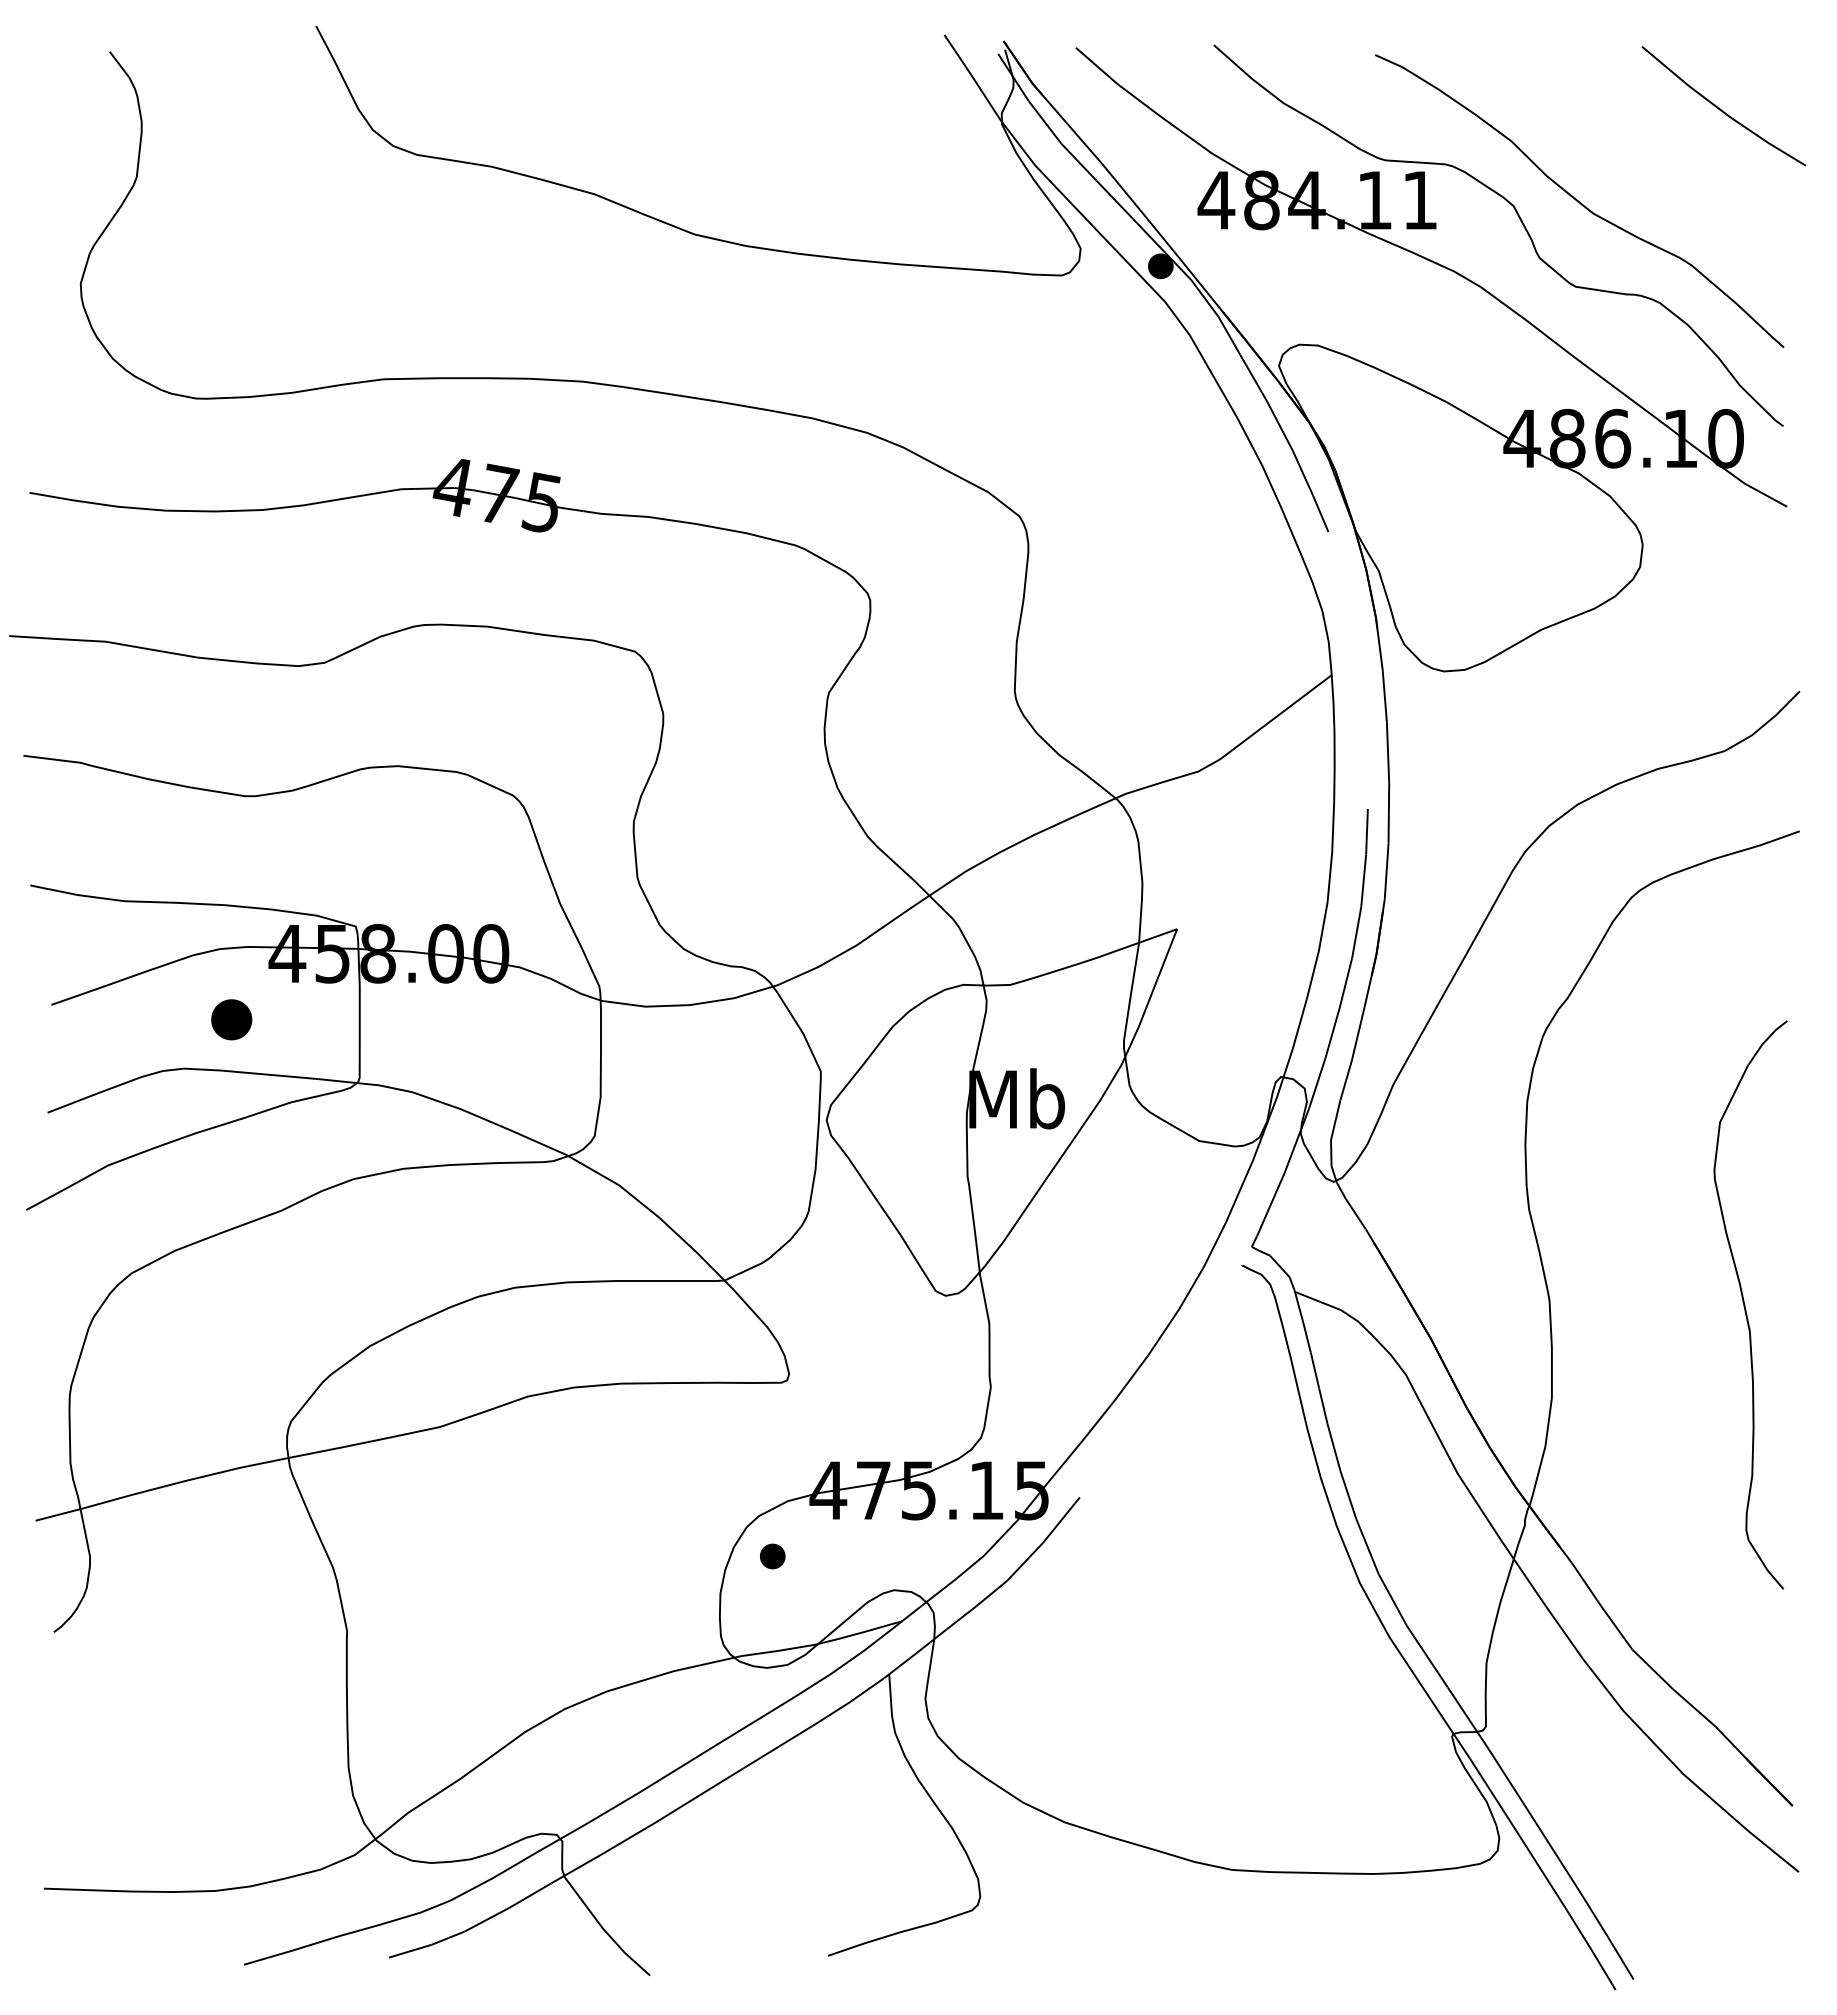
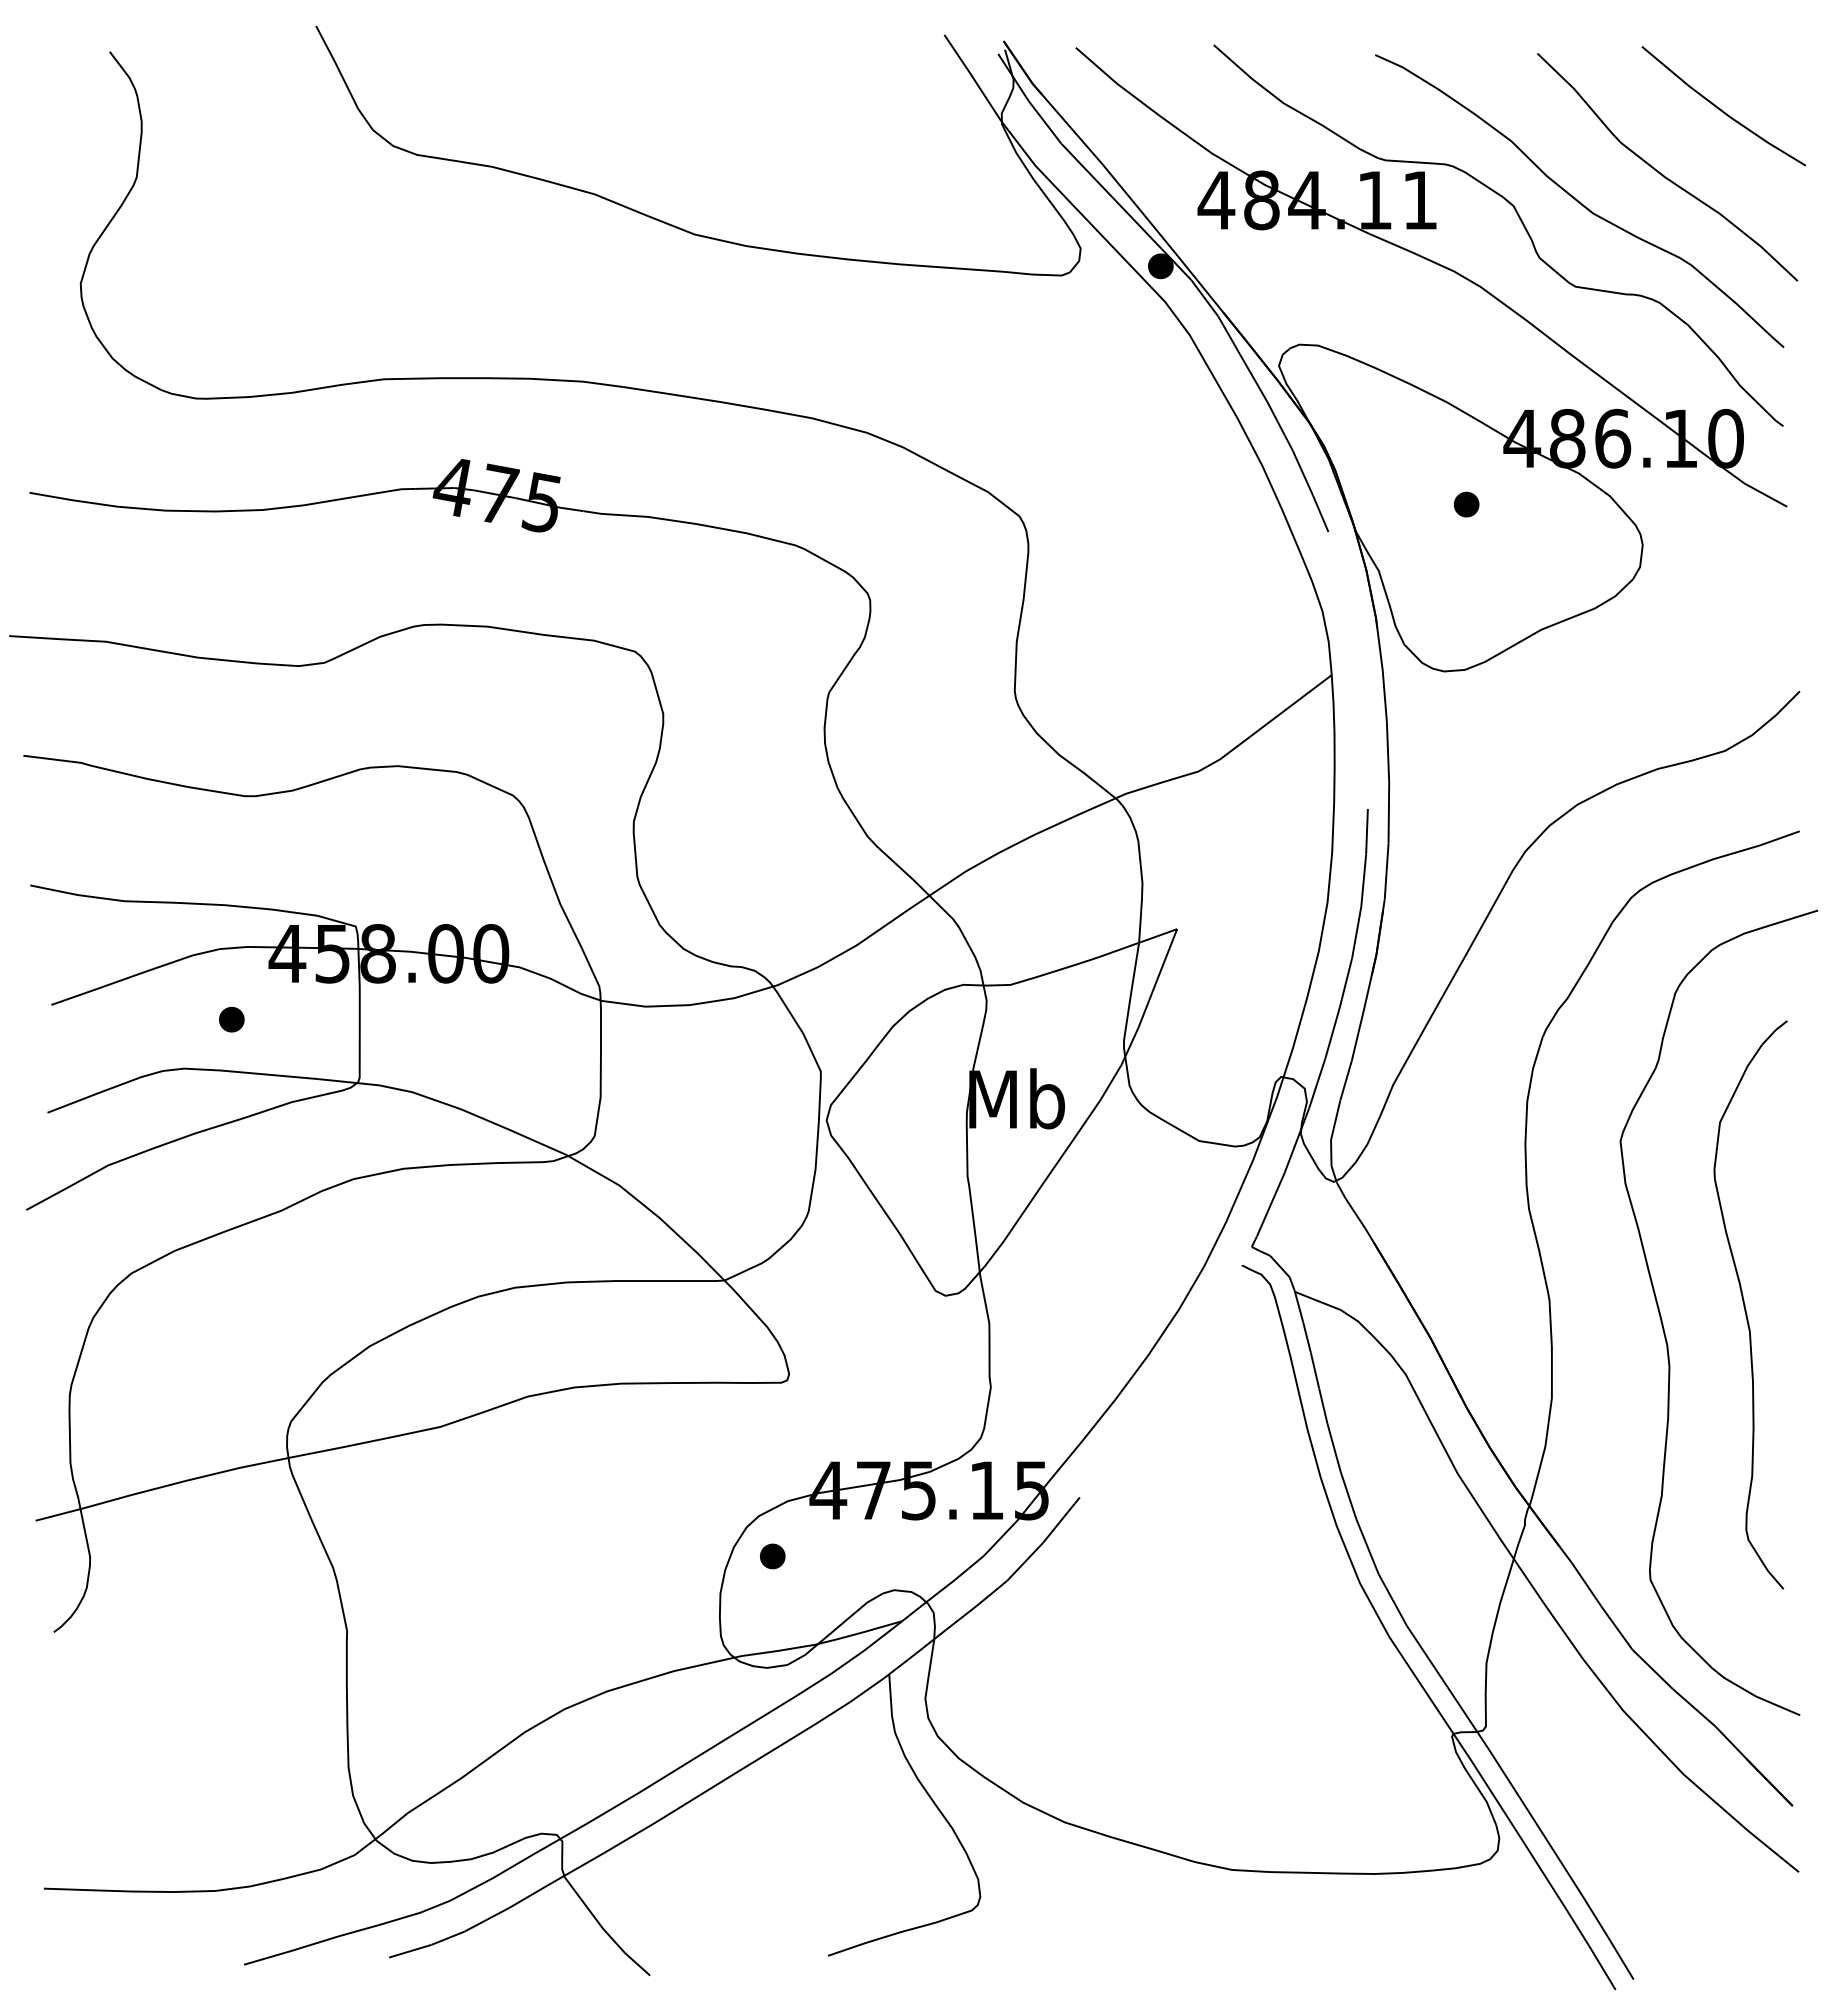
curve: none -> present (1663, 174)
part: none -> present (1466, 504)
part size: 42x42 px -> 26x27 px (231, 1019)
part: none -> present (1663, 1323)
